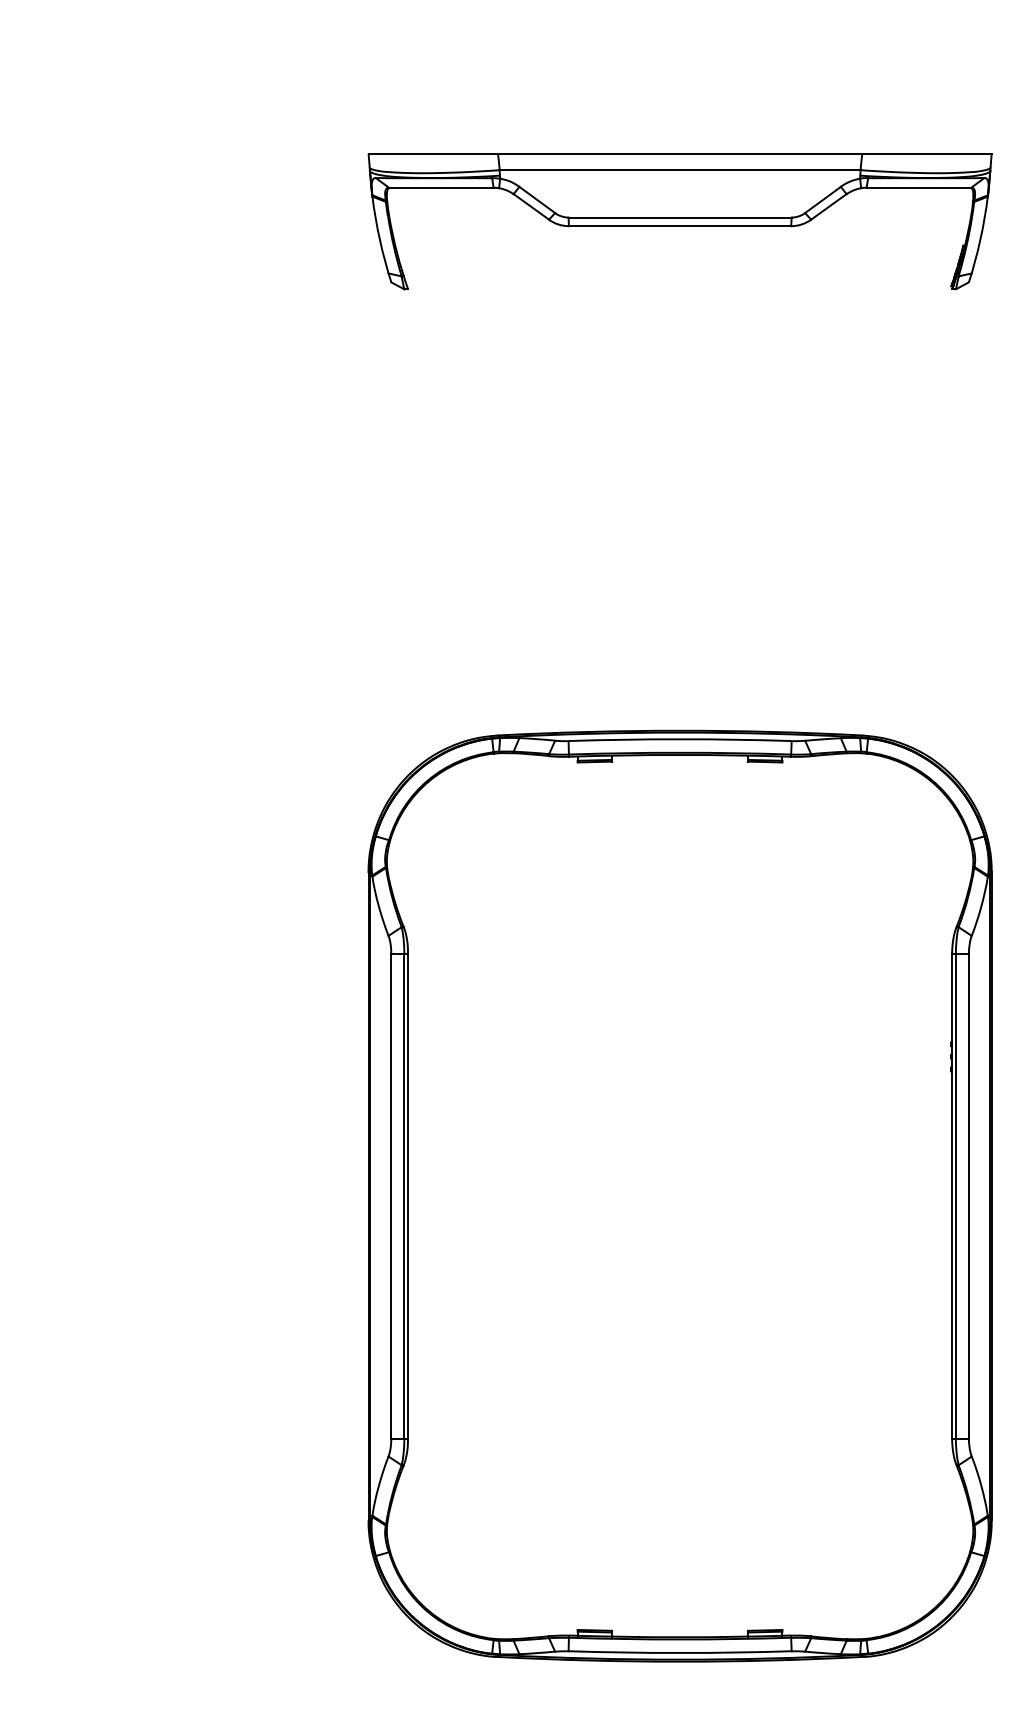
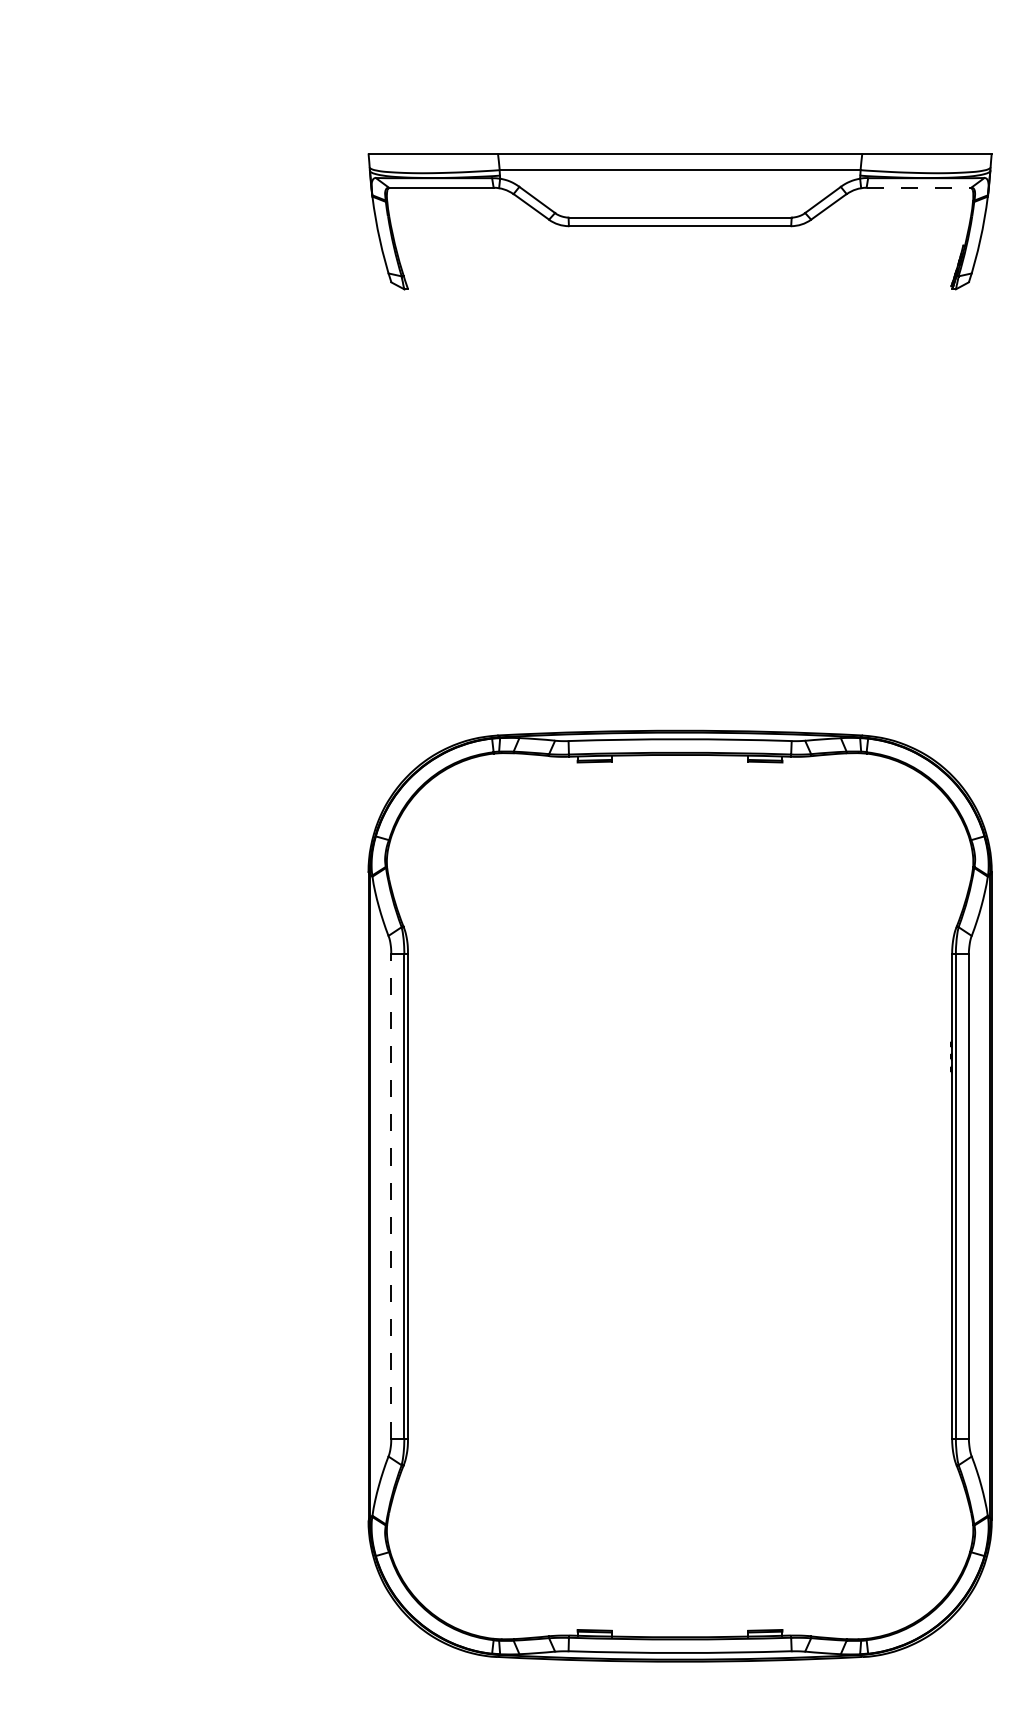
line: solid -> dashed (919, 187)
line: solid -> dashed (391, 1195)
